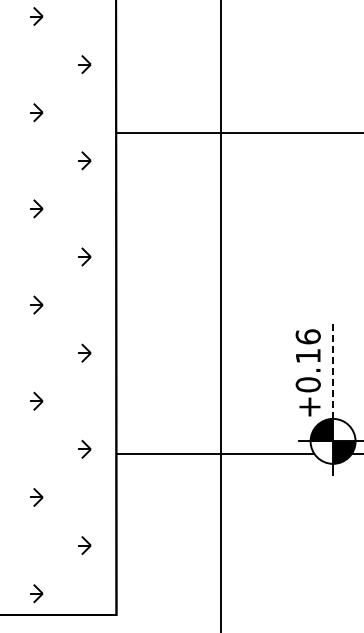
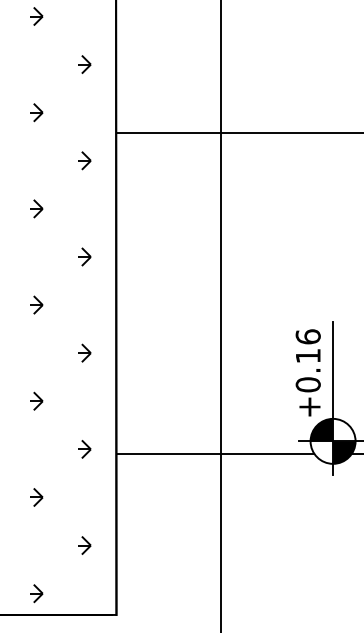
line: dashed -> solid (333, 369)
